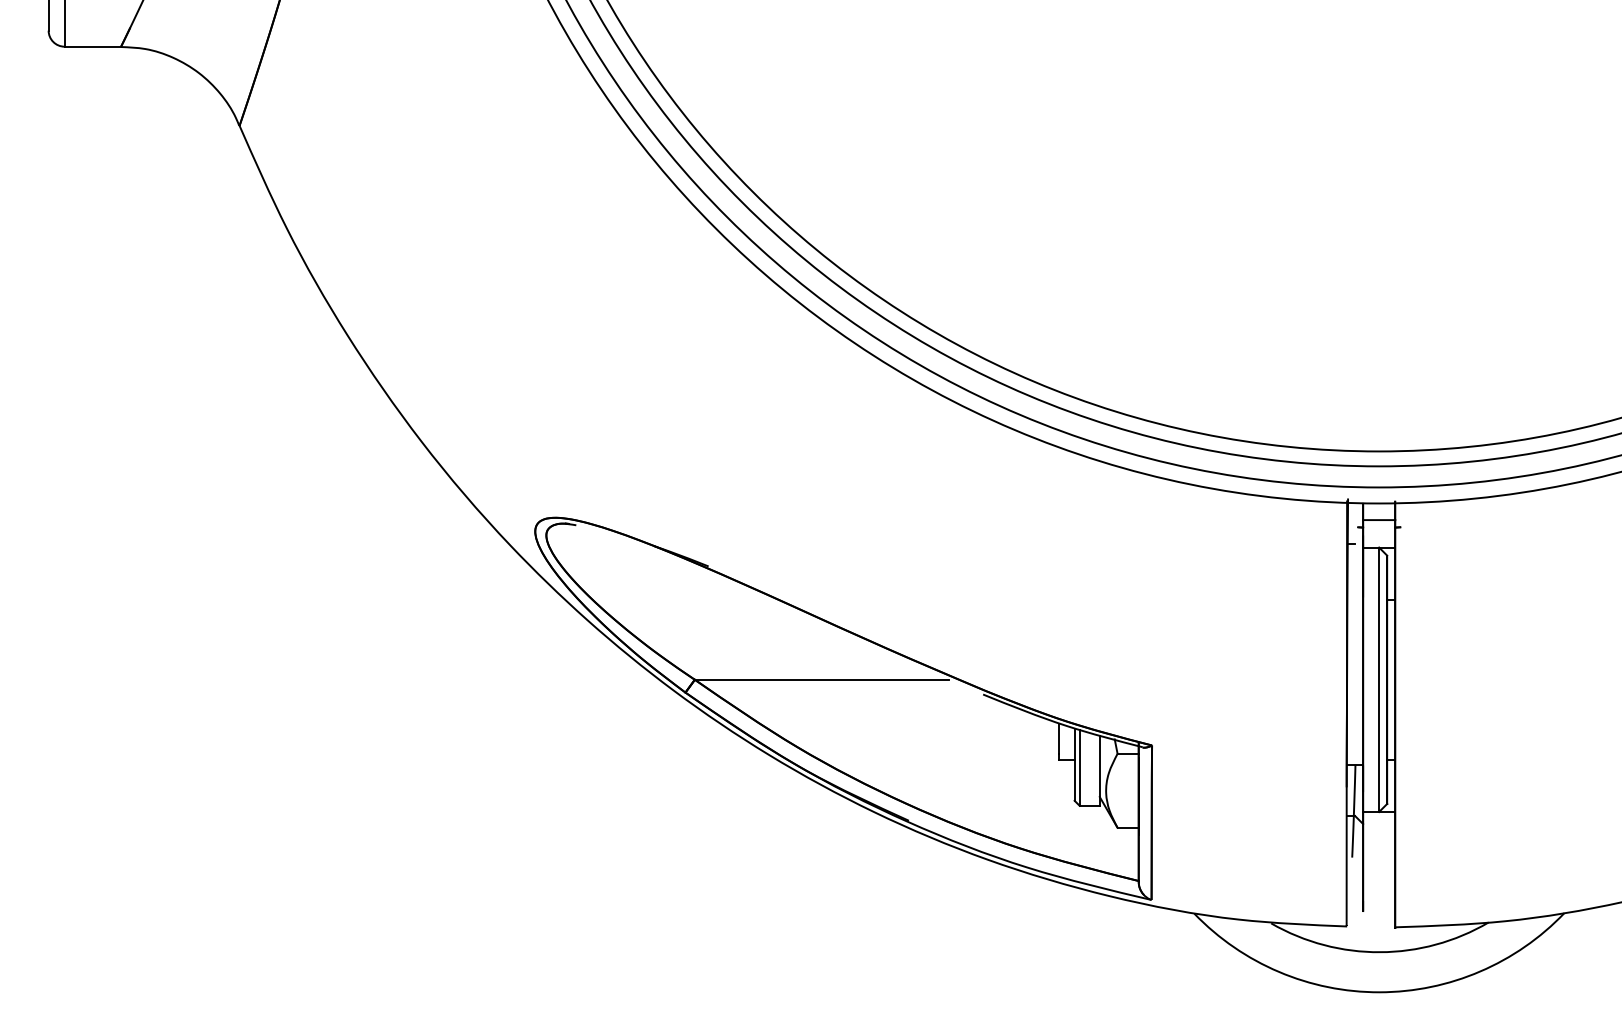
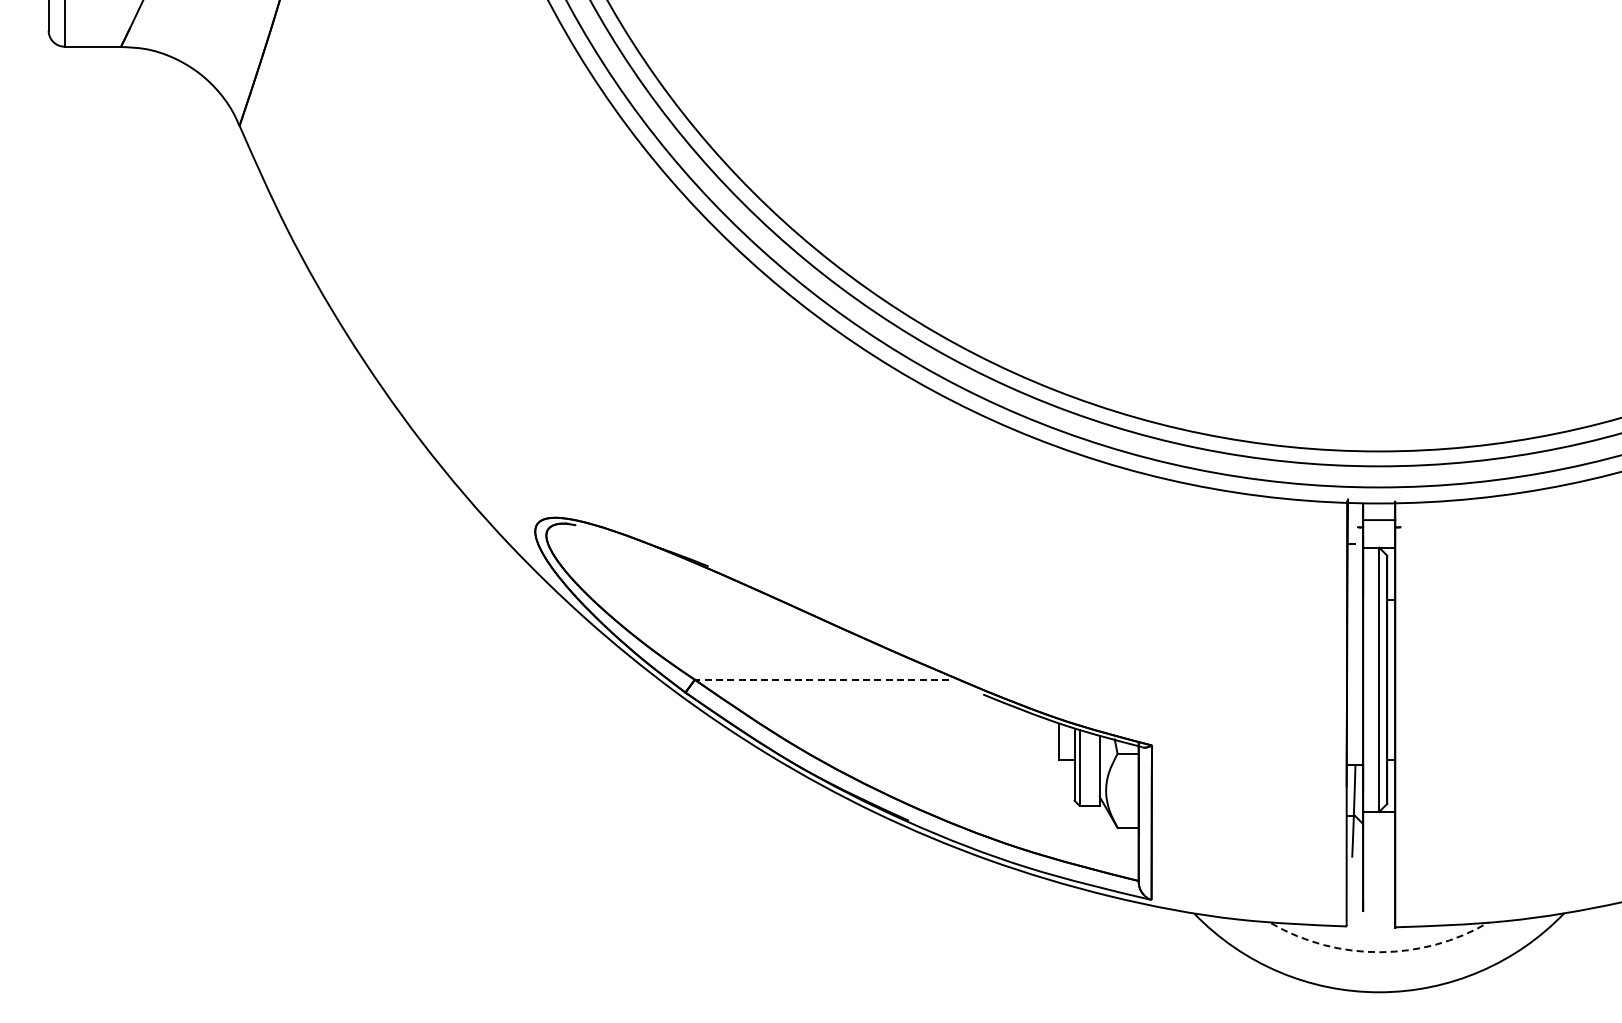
line: solid -> dashed (821, 679)
arc: solid -> dashed (1380, 952)
